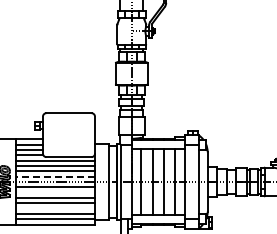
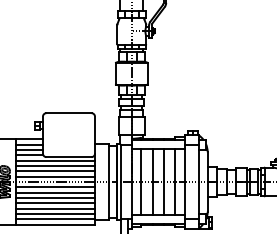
line: dashed -> solid (55, 176)
line: none -> present (55, 192)
line: none -> present (55, 208)
